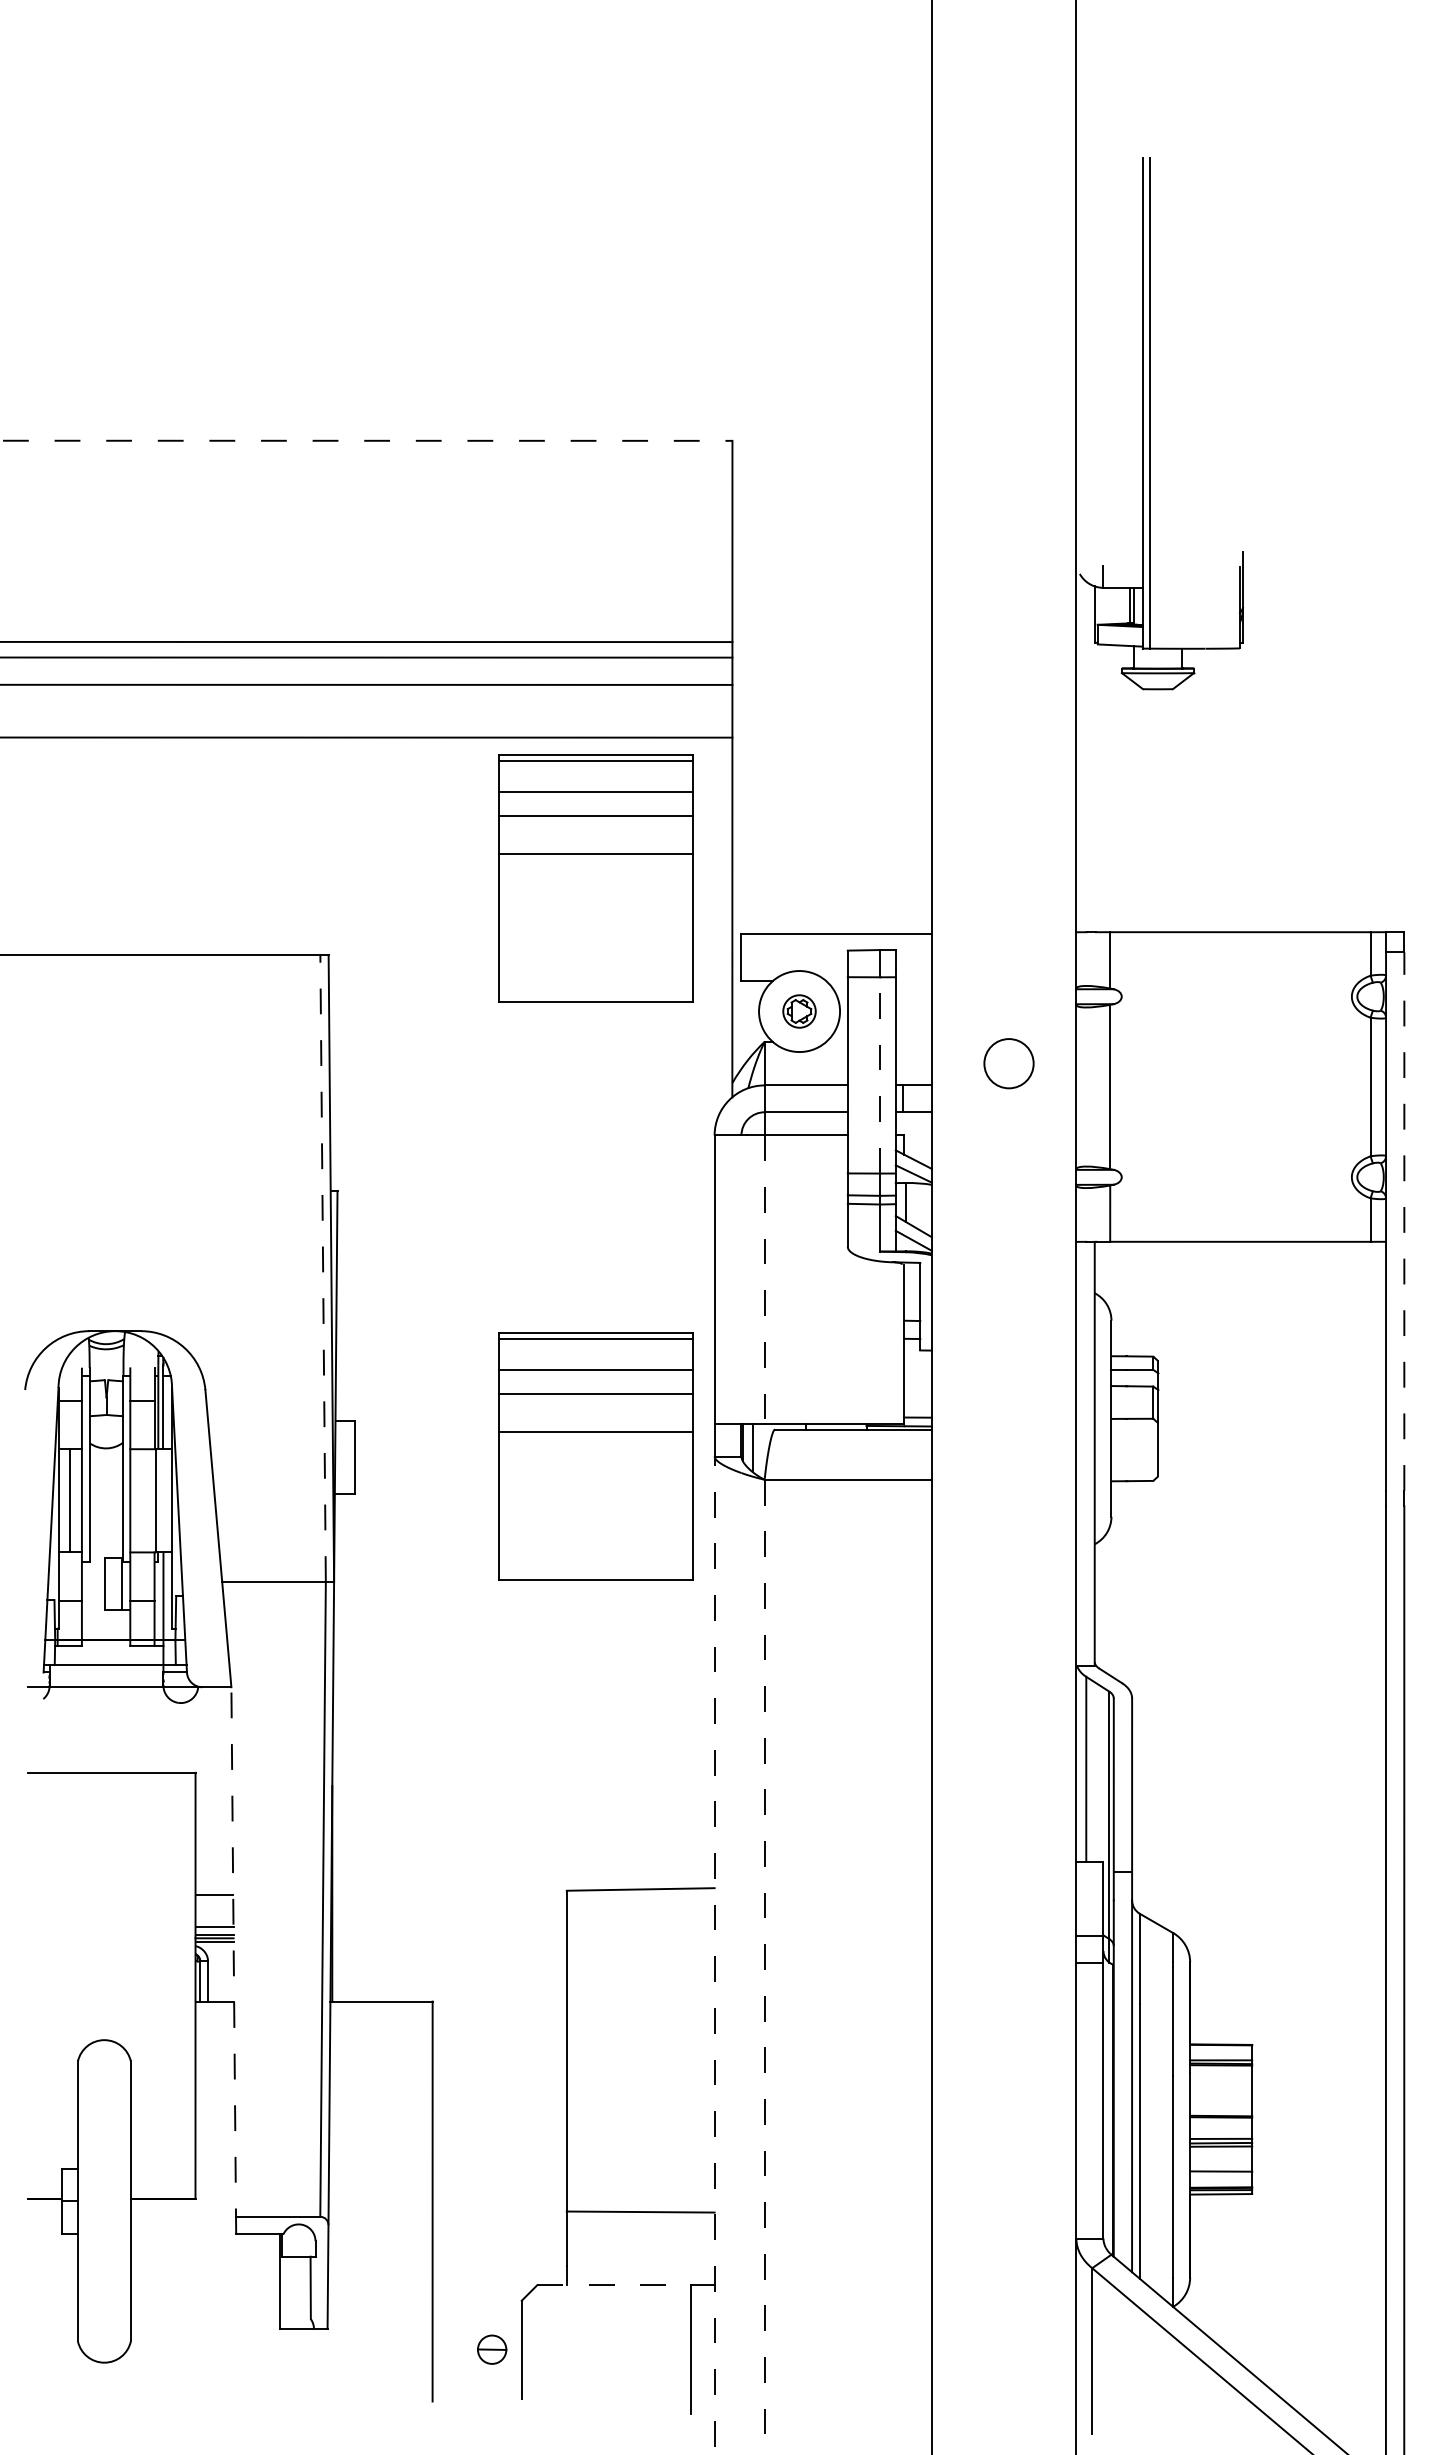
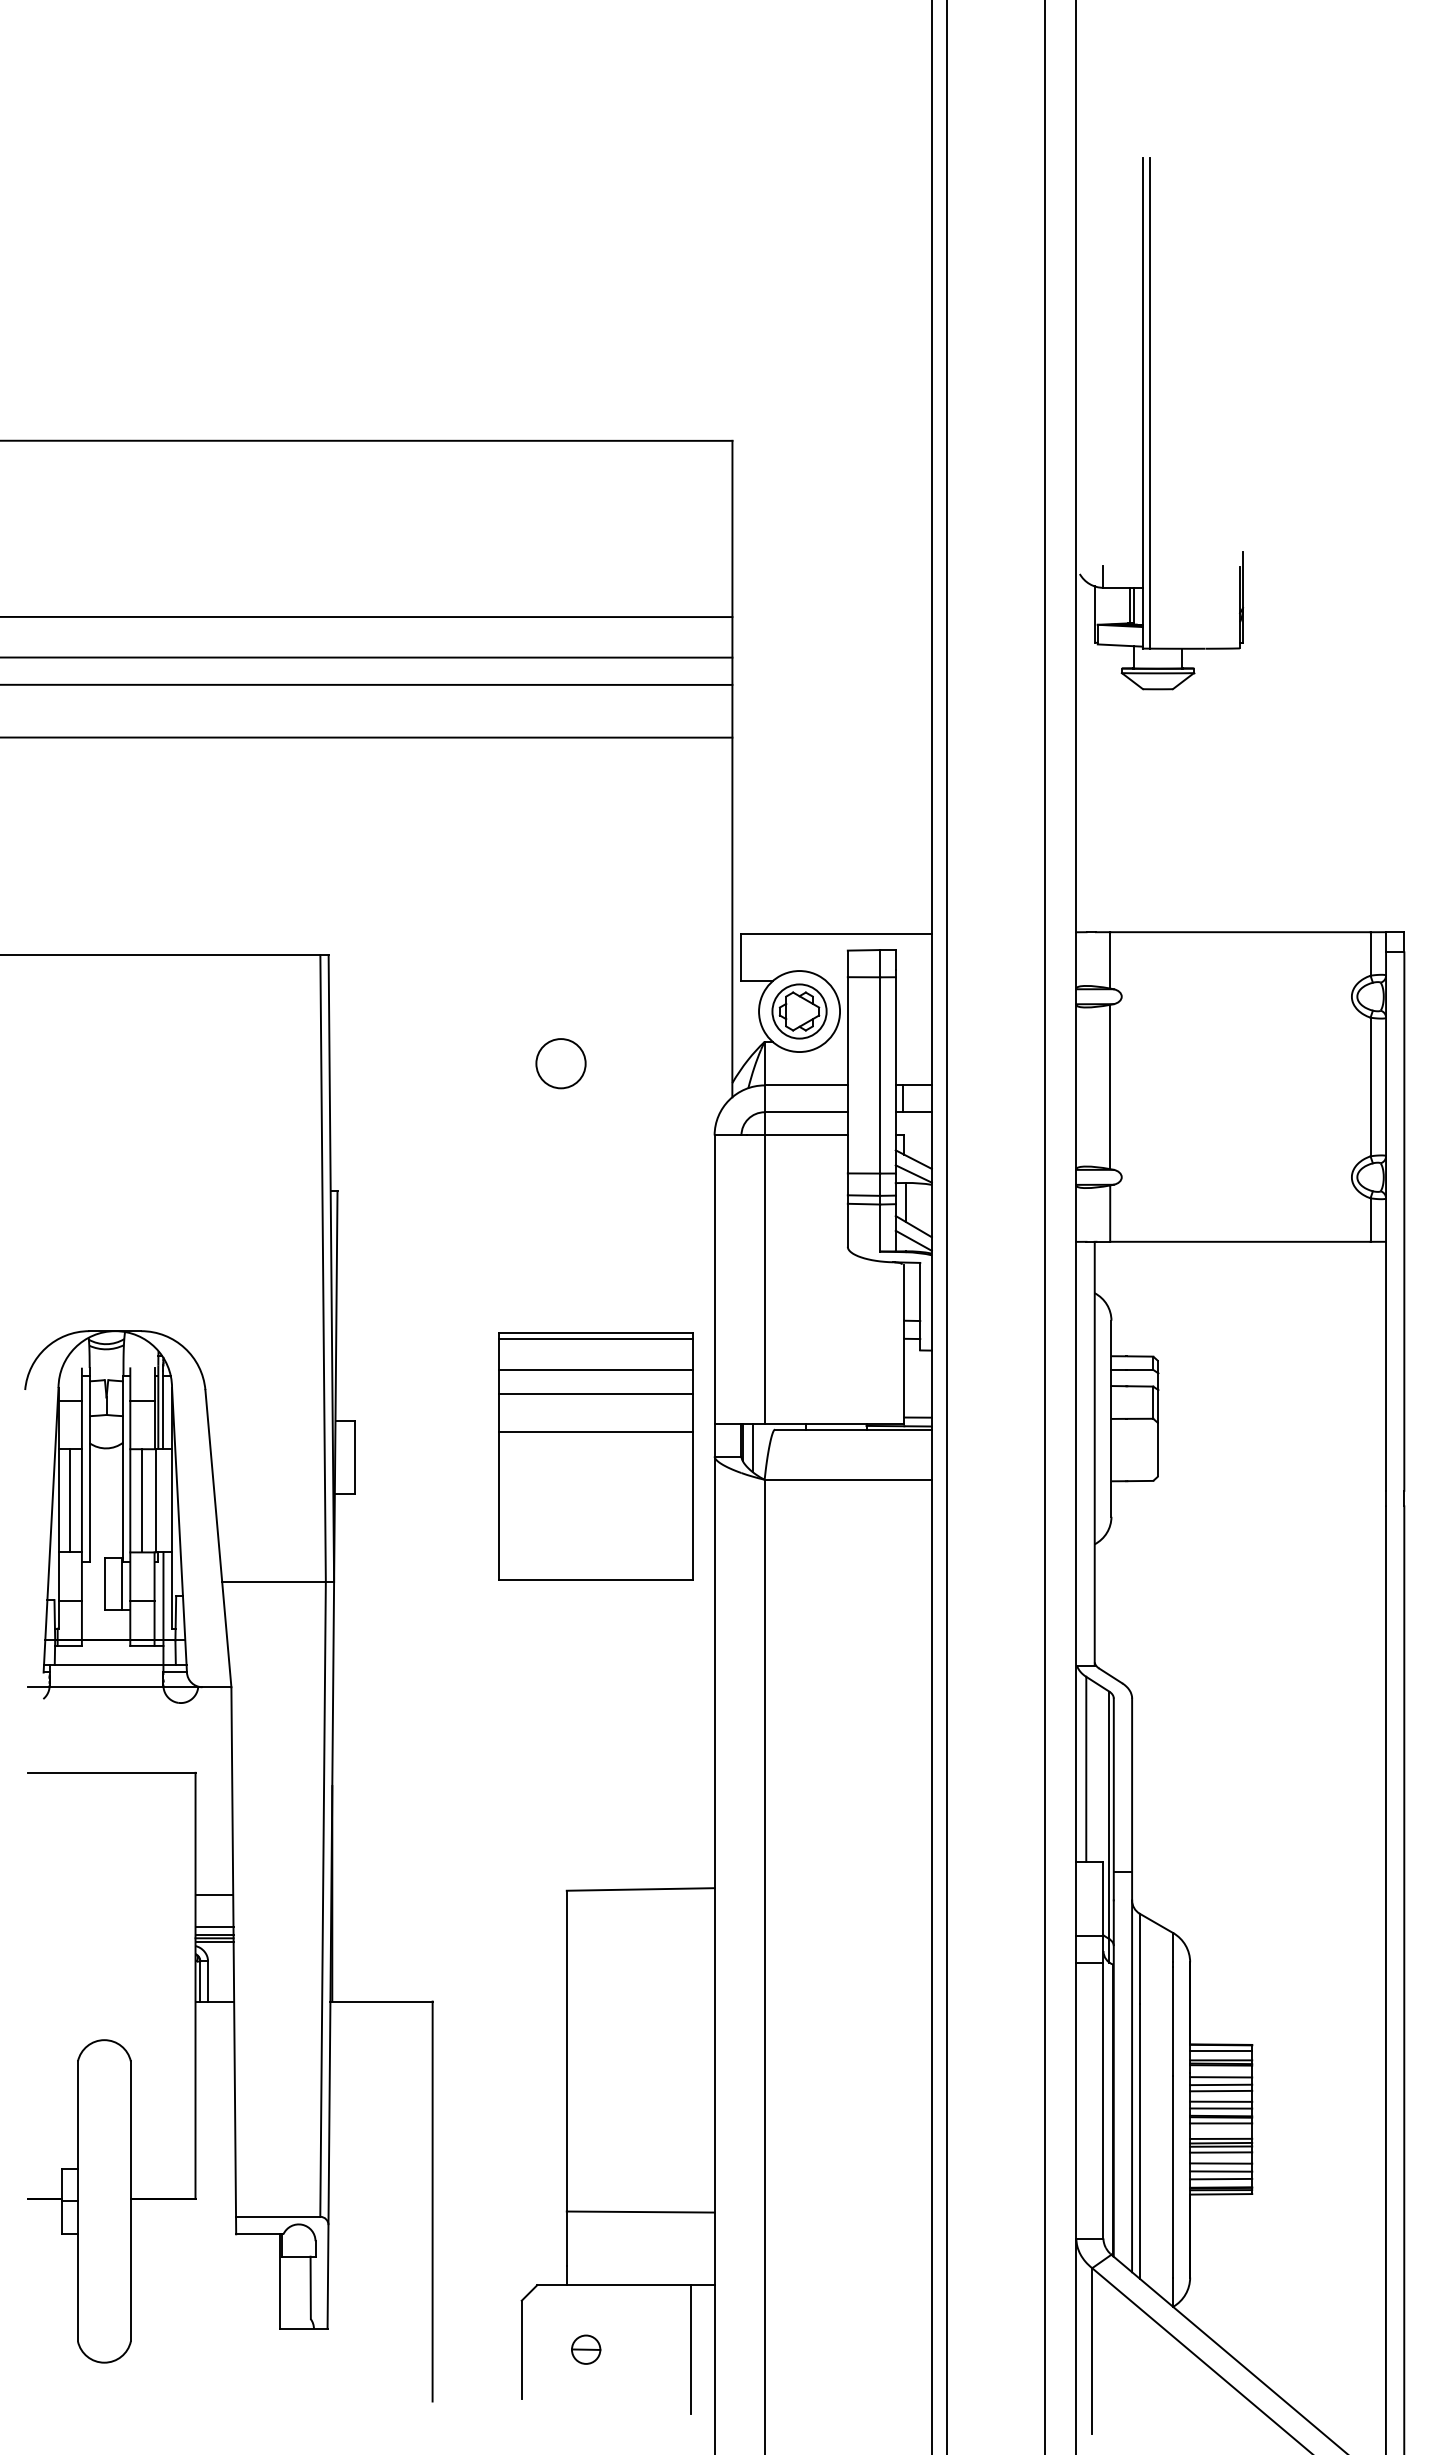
line: dashed -> solid (366, 440)
line position: (367, 641) -> (367, 616) (367, 616)
part: present -> none (595, 878)
part size: 35x35 px -> 57x57 px (799, 1011)
circle position: (1008, 1063) -> (560, 1063) (560, 1063)
line: dashed -> solid (880, 1074)
line: dashed -> solid (1404, 1221)
line: none -> present (947, 1226)
line: none -> present (1045, 1226)
line: dashed -> solid (323, 1268)
line: dashed -> solid (764, 1280)
line: none -> present (141, 1500)
line: dashed -> solid (714, 1955)
line: dashed -> solid (233, 1960)
line: dashed -> solid (764, 1967)
line: none -> present (1221, 2050)
line: none -> present (1221, 2077)
line: none -> present (1221, 2084)
line: none -> present (1221, 2090)
line: none -> present (1221, 2101)
line: none -> present (1221, 2108)
line: none -> present (1221, 2123)
line: none -> present (1221, 2152)
line: none -> present (1221, 2163)
line: none -> present (1221, 2178)
line: dashed -> solid (614, 2285)
part position: (492, 2349) -> (586, 2349) (586, 2349)
